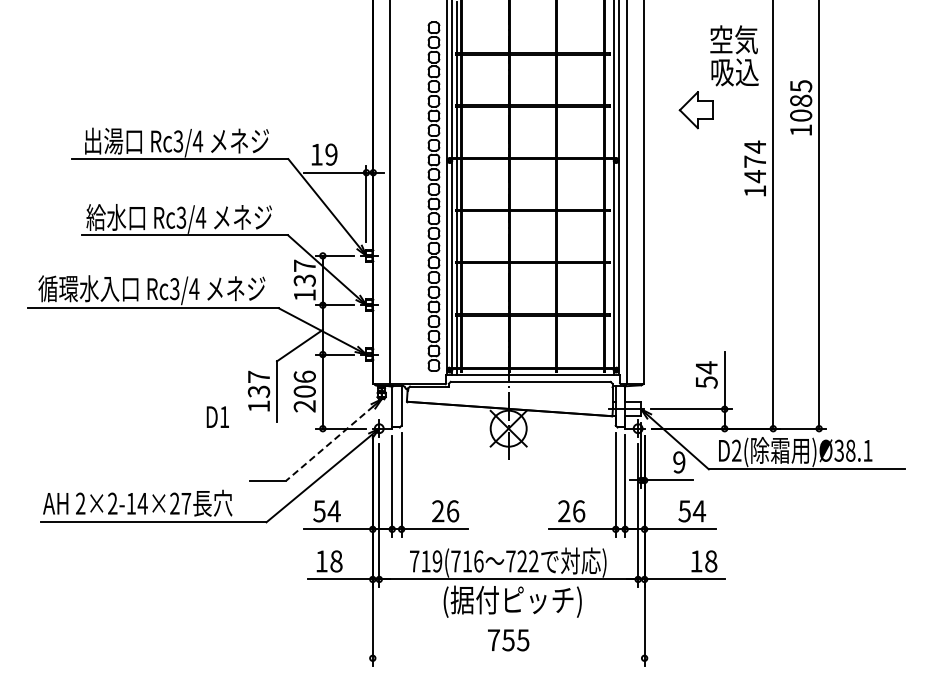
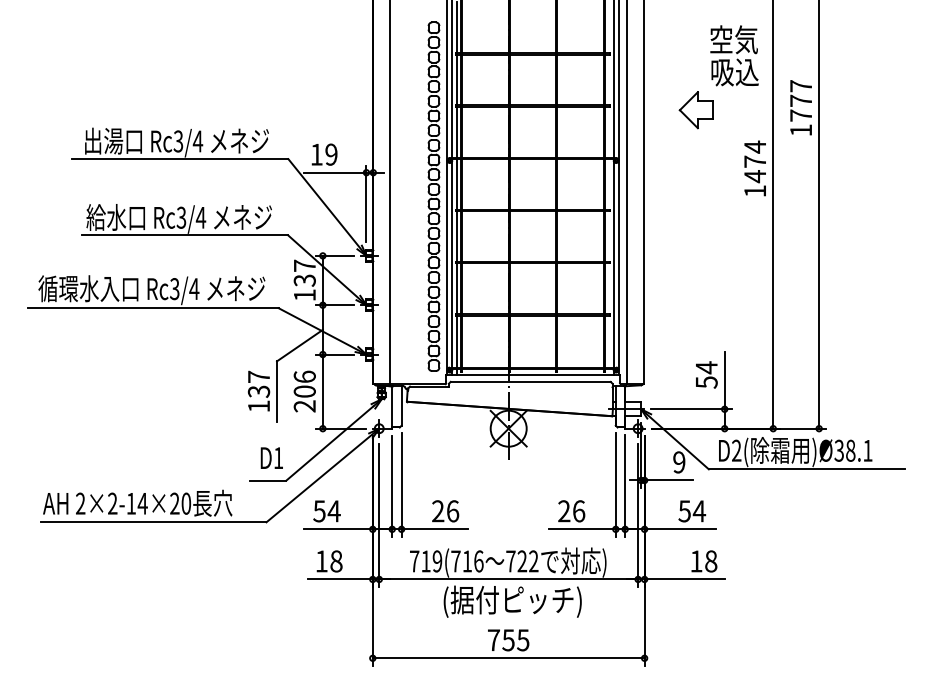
text: 1085 -> 1777 (801, 100)
text position: (217, 416) -> (271, 457) (271, 457)
line: dashed -> solid (329, 443)
text: 2×2-14×27 -> 2×2-14×20 (186, 503)
line: none -> present (508, 658)
